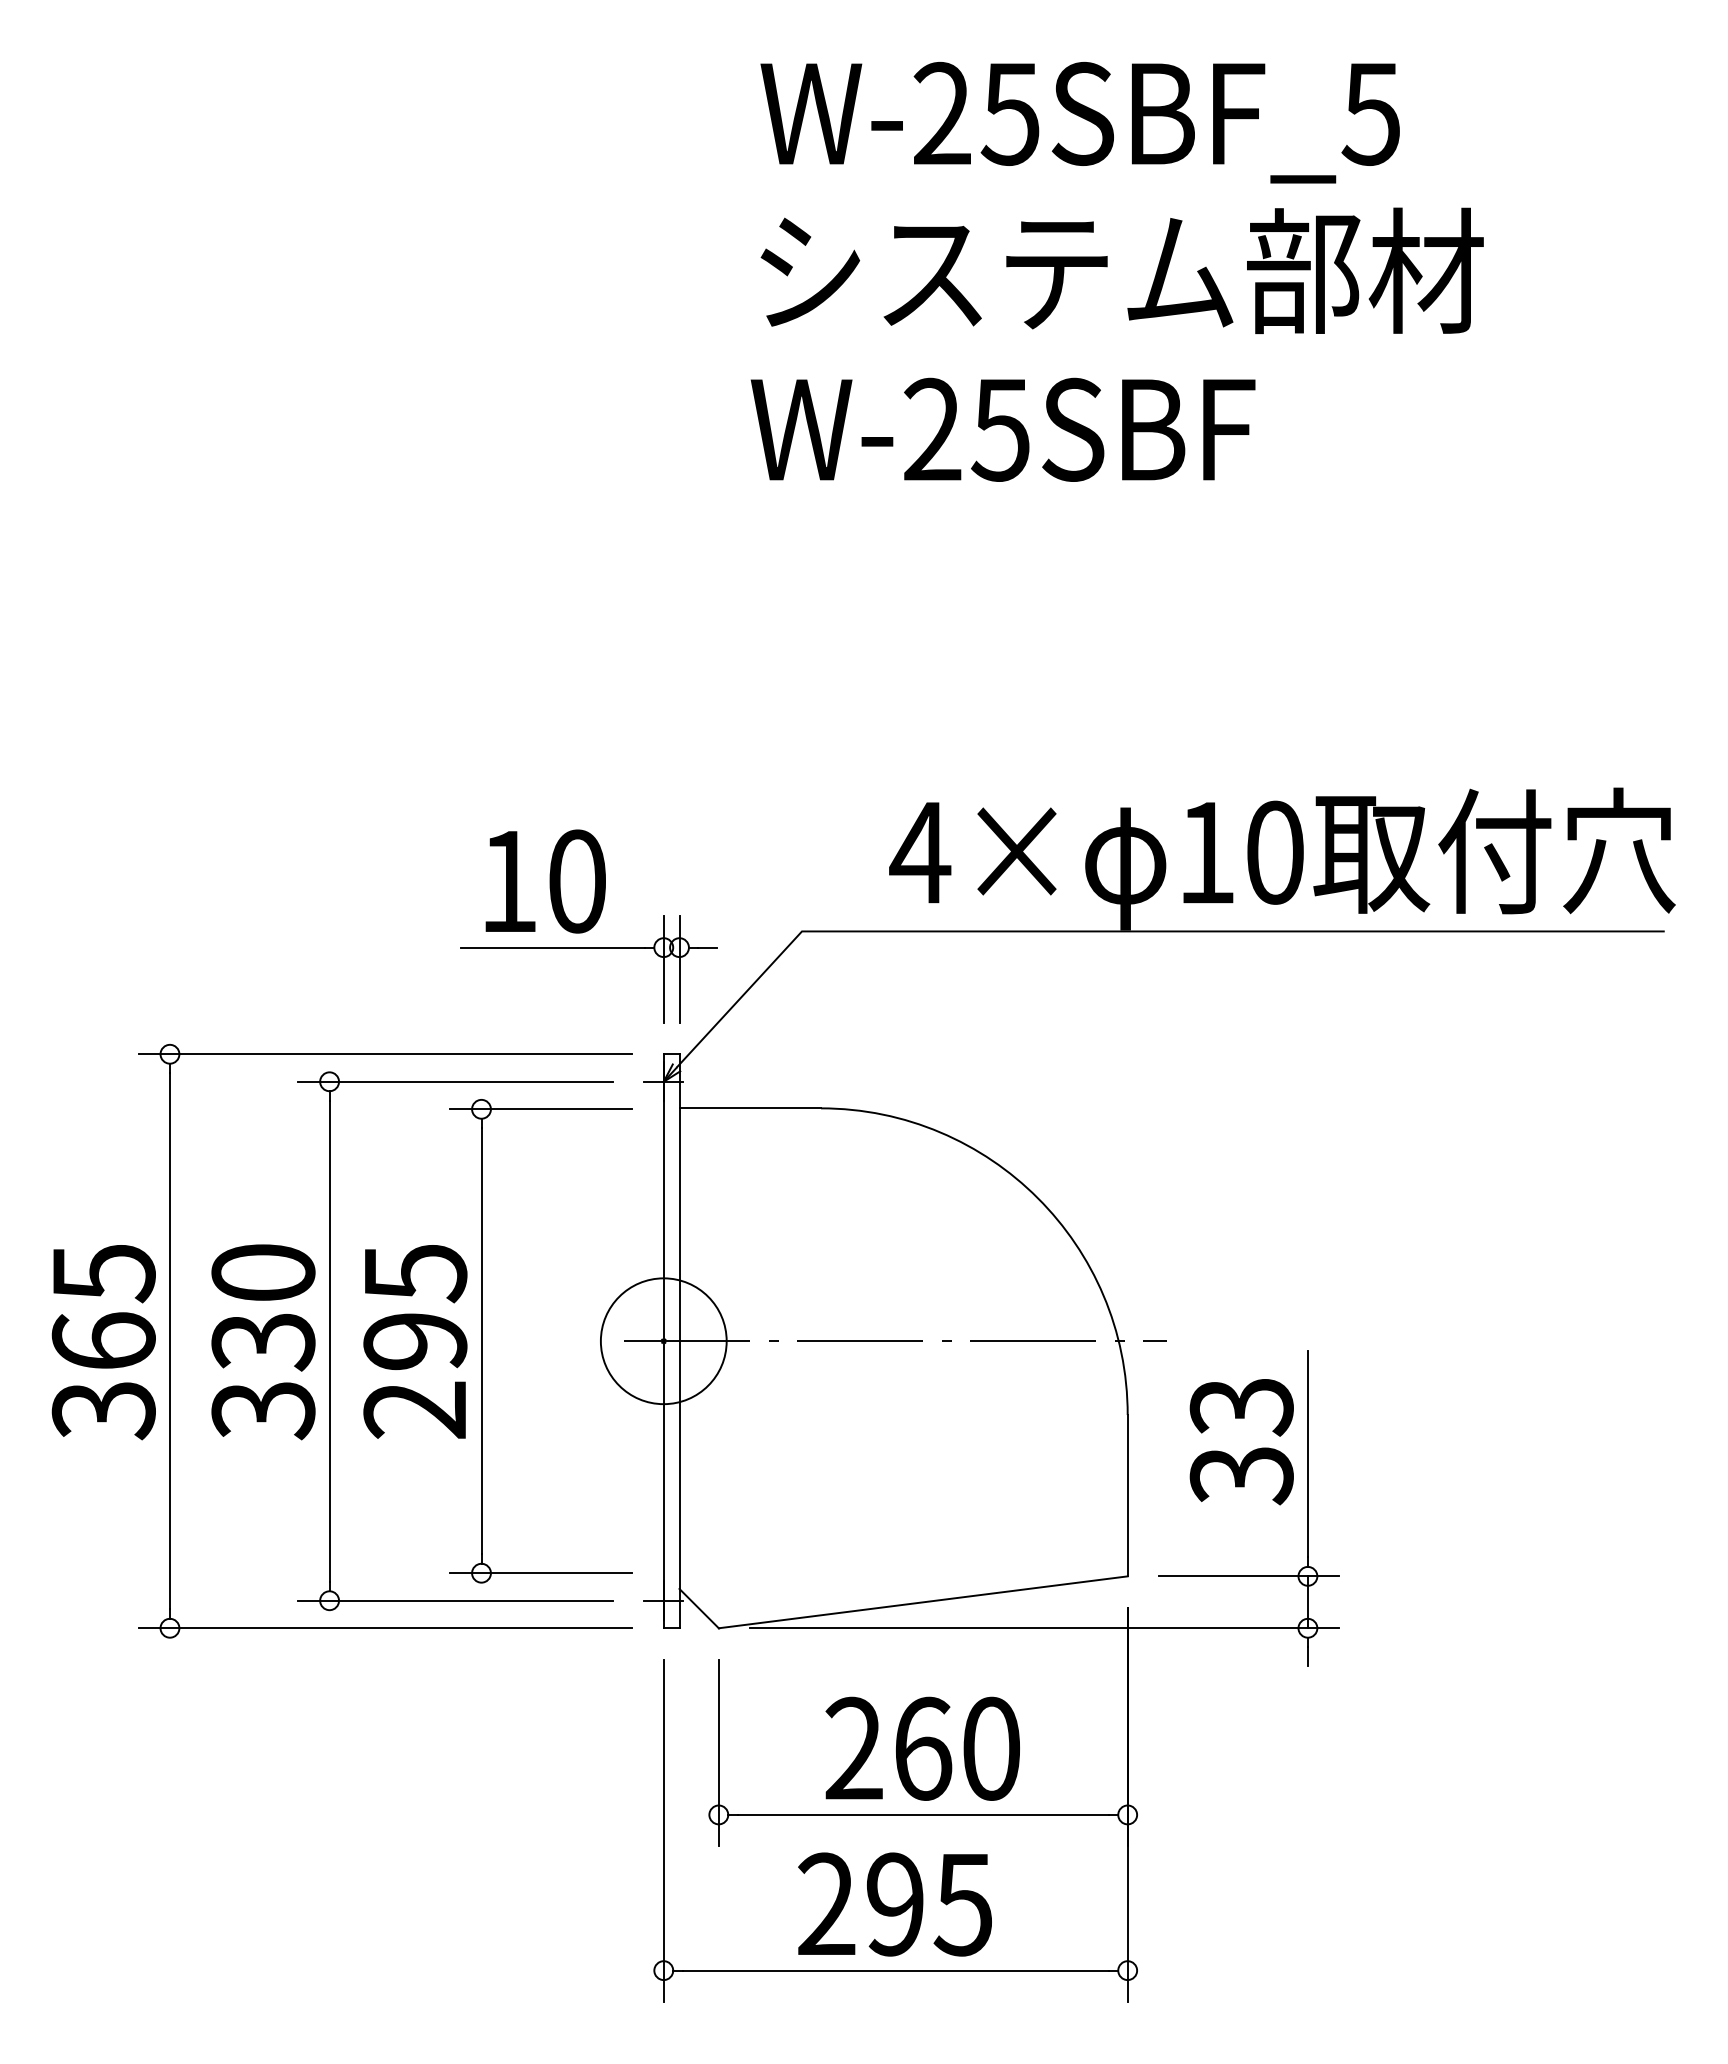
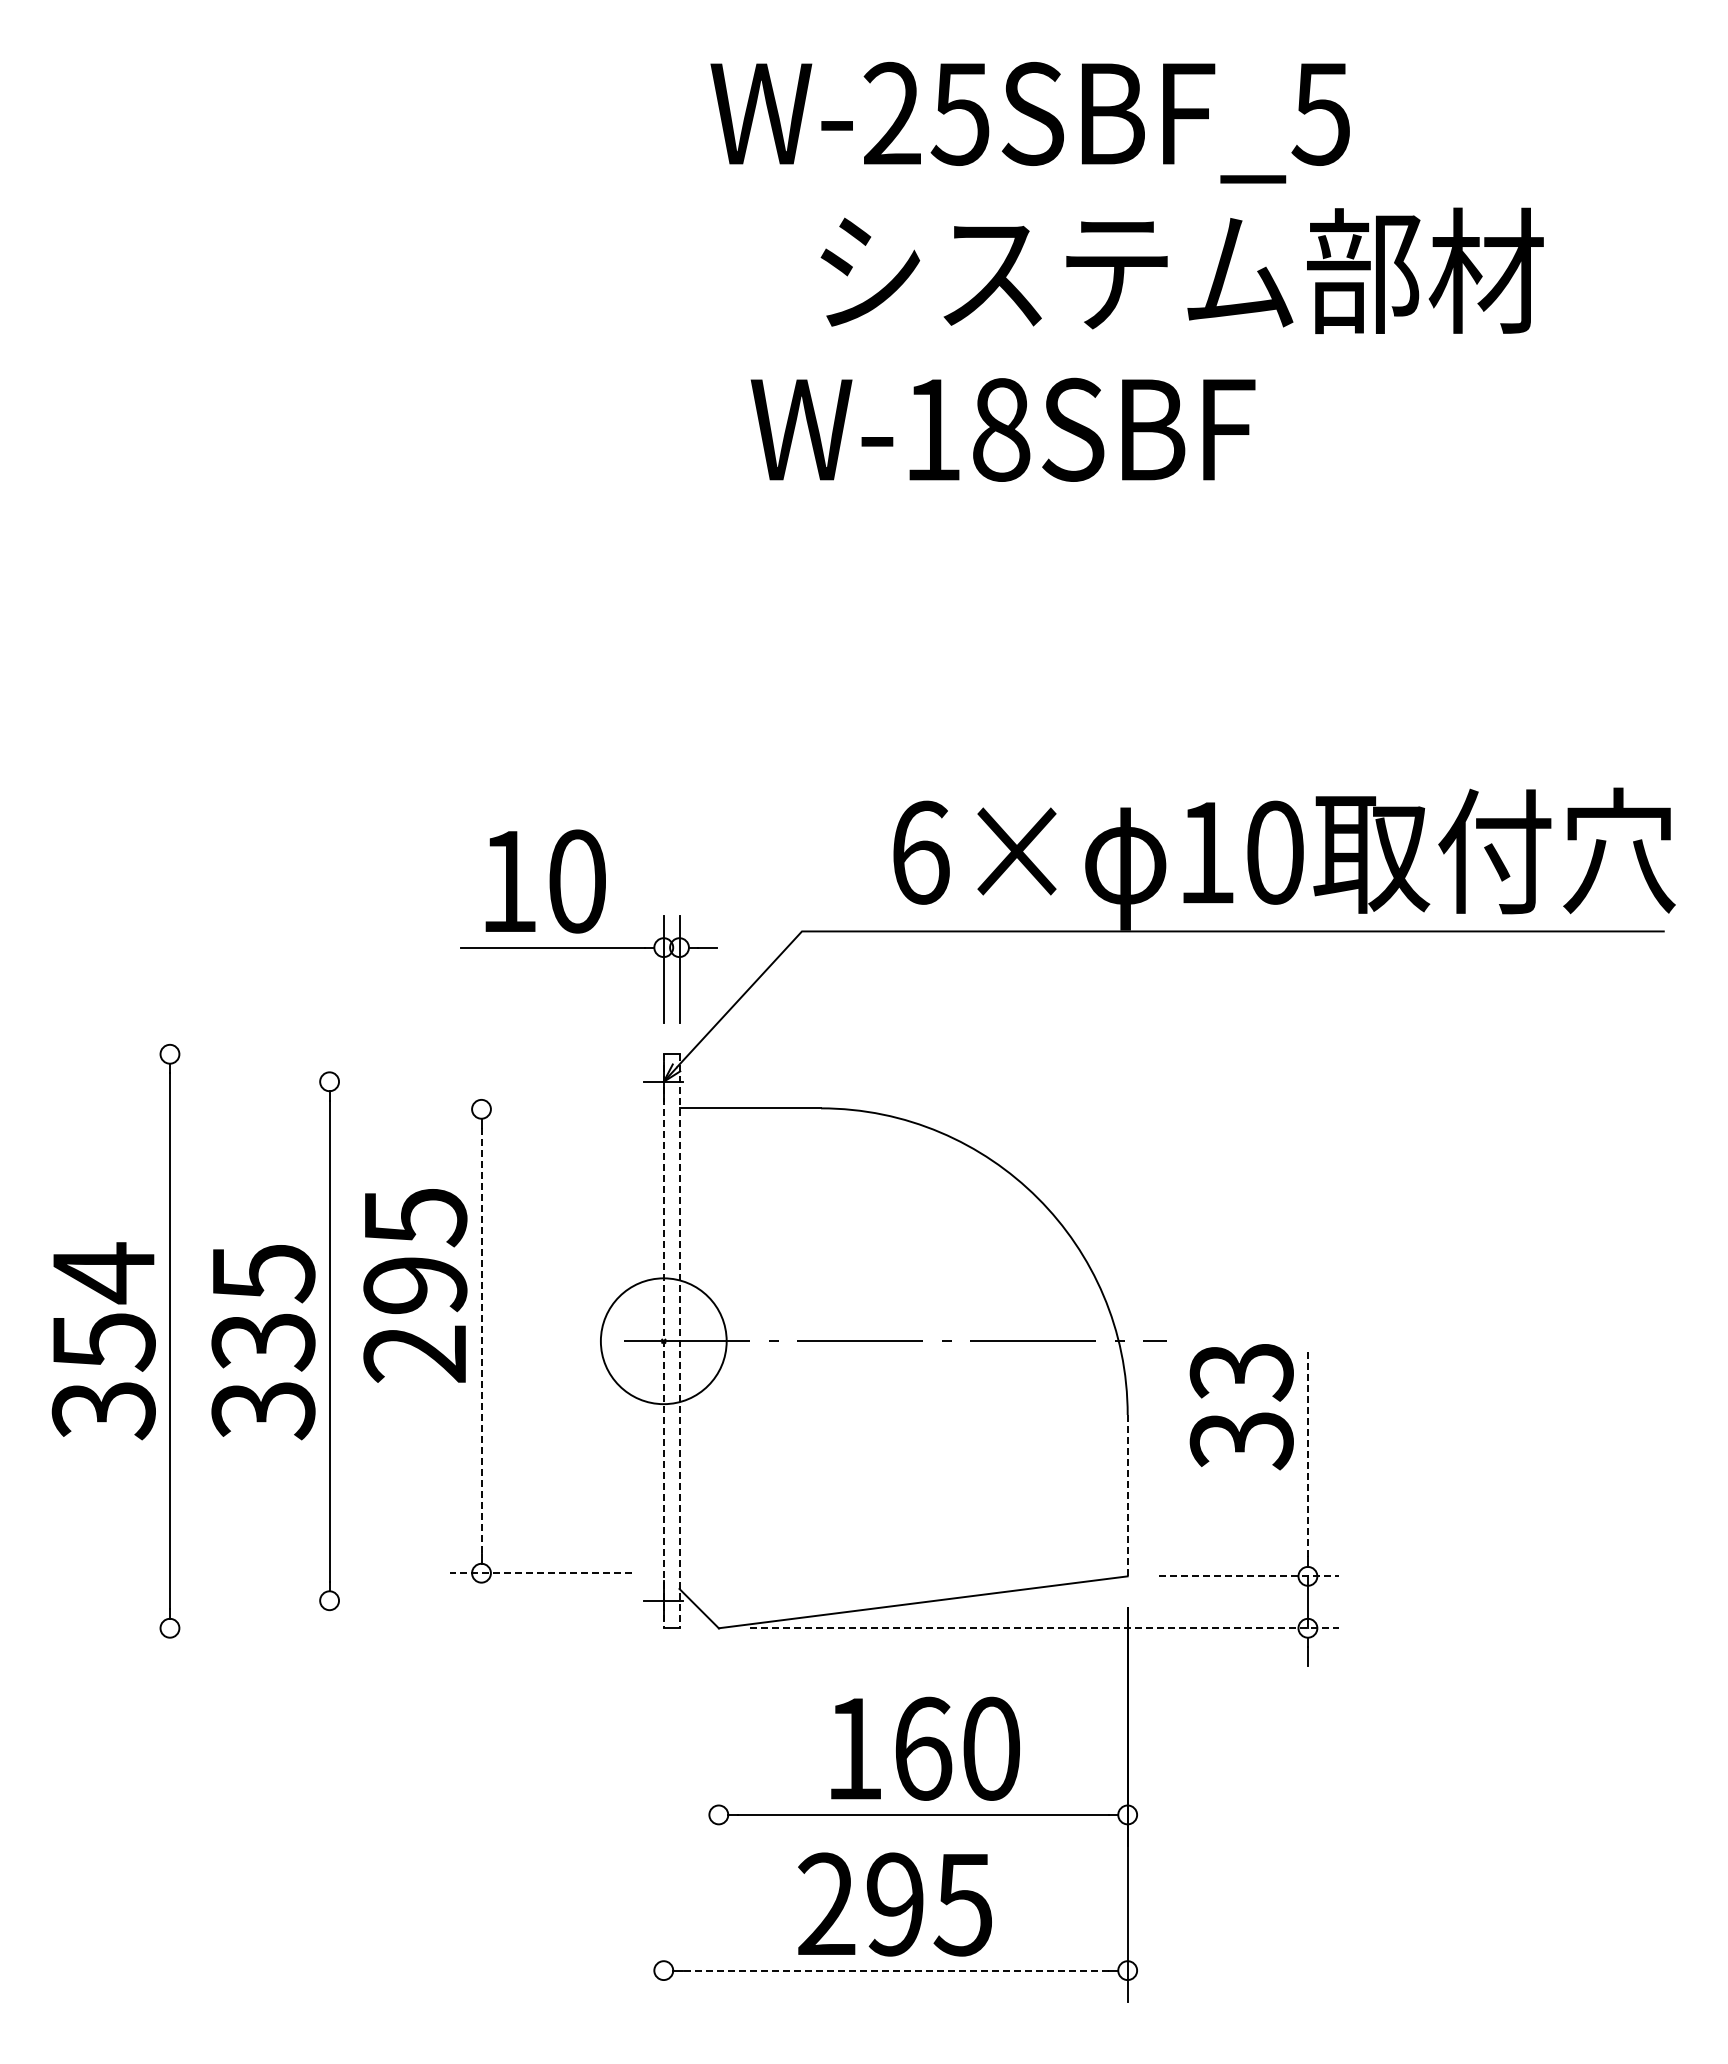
text position: (1079, 122) -> (1029, 122) (1029, 122)
text position: (1121, 270) -> (1181, 270) (1181, 270)
text: W-25SBF -> W-18SBF (967, 429)
text: 4× -> 6× (920, 852)
line: present -> none (385, 1054)
line: present -> none (455, 1081)
line: present -> none (541, 1109)
text: 330 -> 335 (263, 1273)
text: 365 -> 354 (103, 1306)
text position: (415, 1341) -> (415, 1285) (415, 1285)
line: solid -> dashed (481, 1341)
line: solid -> dashed (663, 1341)
line: solid -> dashed (679, 1341)
text position: (1241, 1442) -> (1241, 1407) (1241, 1407)
line: solid -> dashed (1307, 1453)
line: solid -> dashed (1127, 1495)
line: solid -> dashed (540, 1573)
line: solid -> dashed (1249, 1576)
line: present -> none (455, 1600)
line: present -> none (385, 1628)
line: solid -> dashed (1044, 1628)
text: 260 -> 160 (853, 1747)
line: present -> none (718, 1752)
line: present -> none (663, 1830)
line: solid -> dashed (895, 1970)
